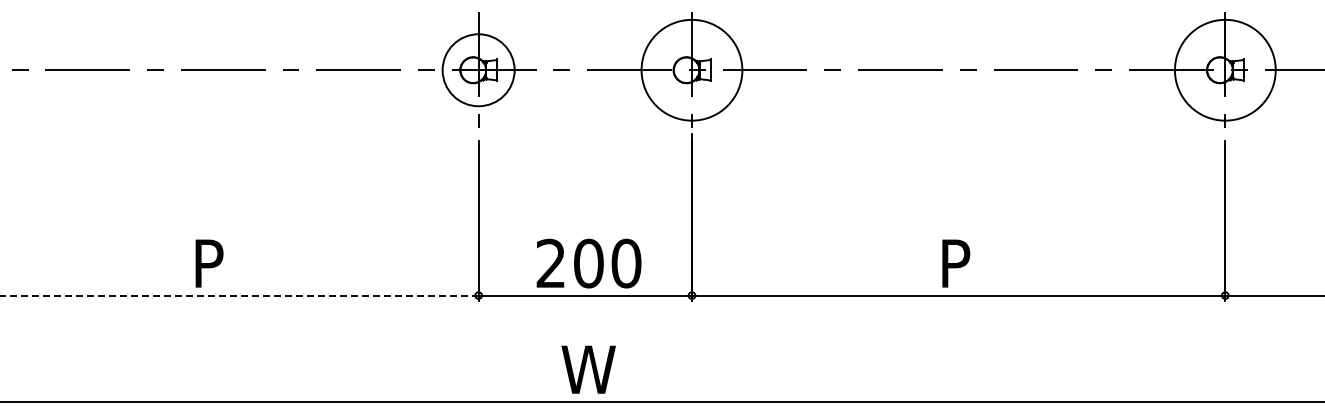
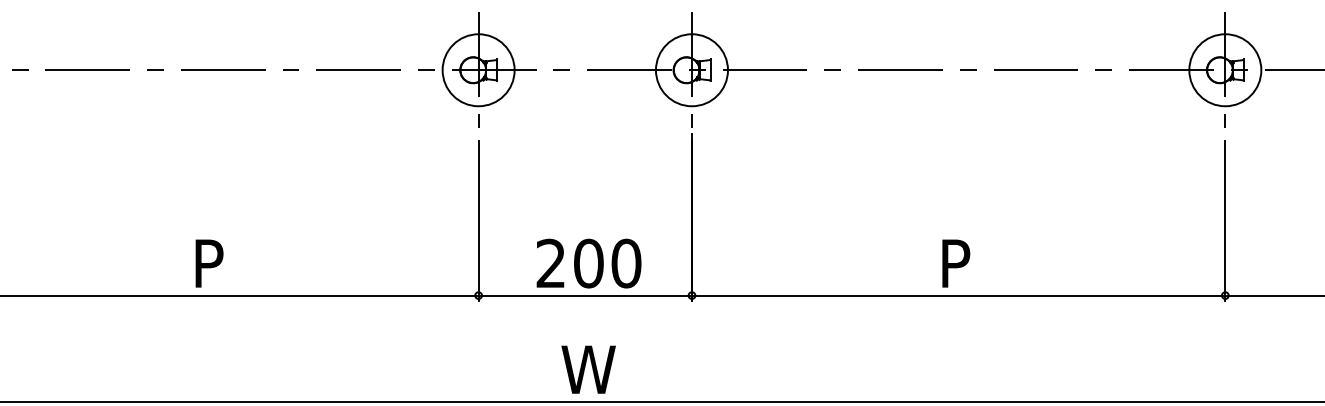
circle diameter: 101 px -> 72 px (691, 70)
circle diameter: 101 px -> 72 px (1225, 70)
line: dashed -> solid (238, 295)
